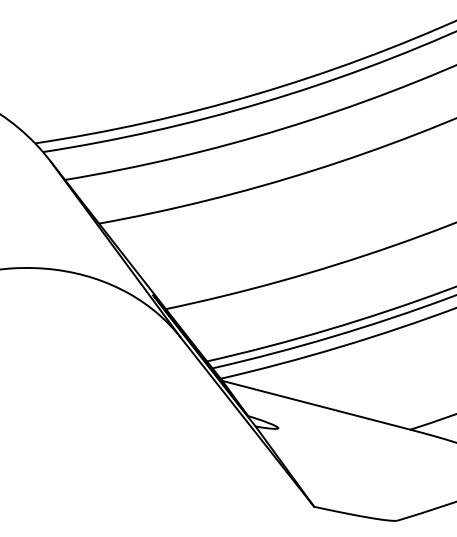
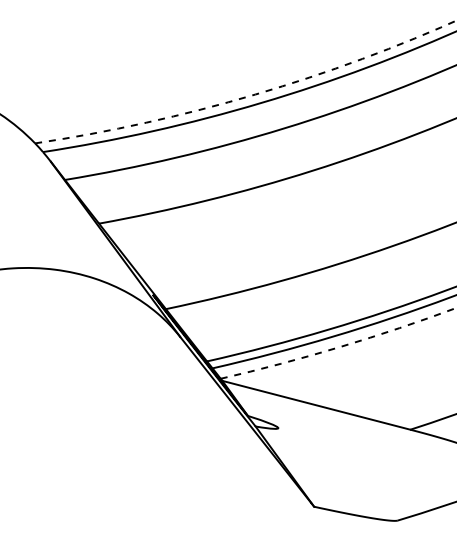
arc: solid -> dashed (250, 95)
arc: solid -> dashed (338, 347)
